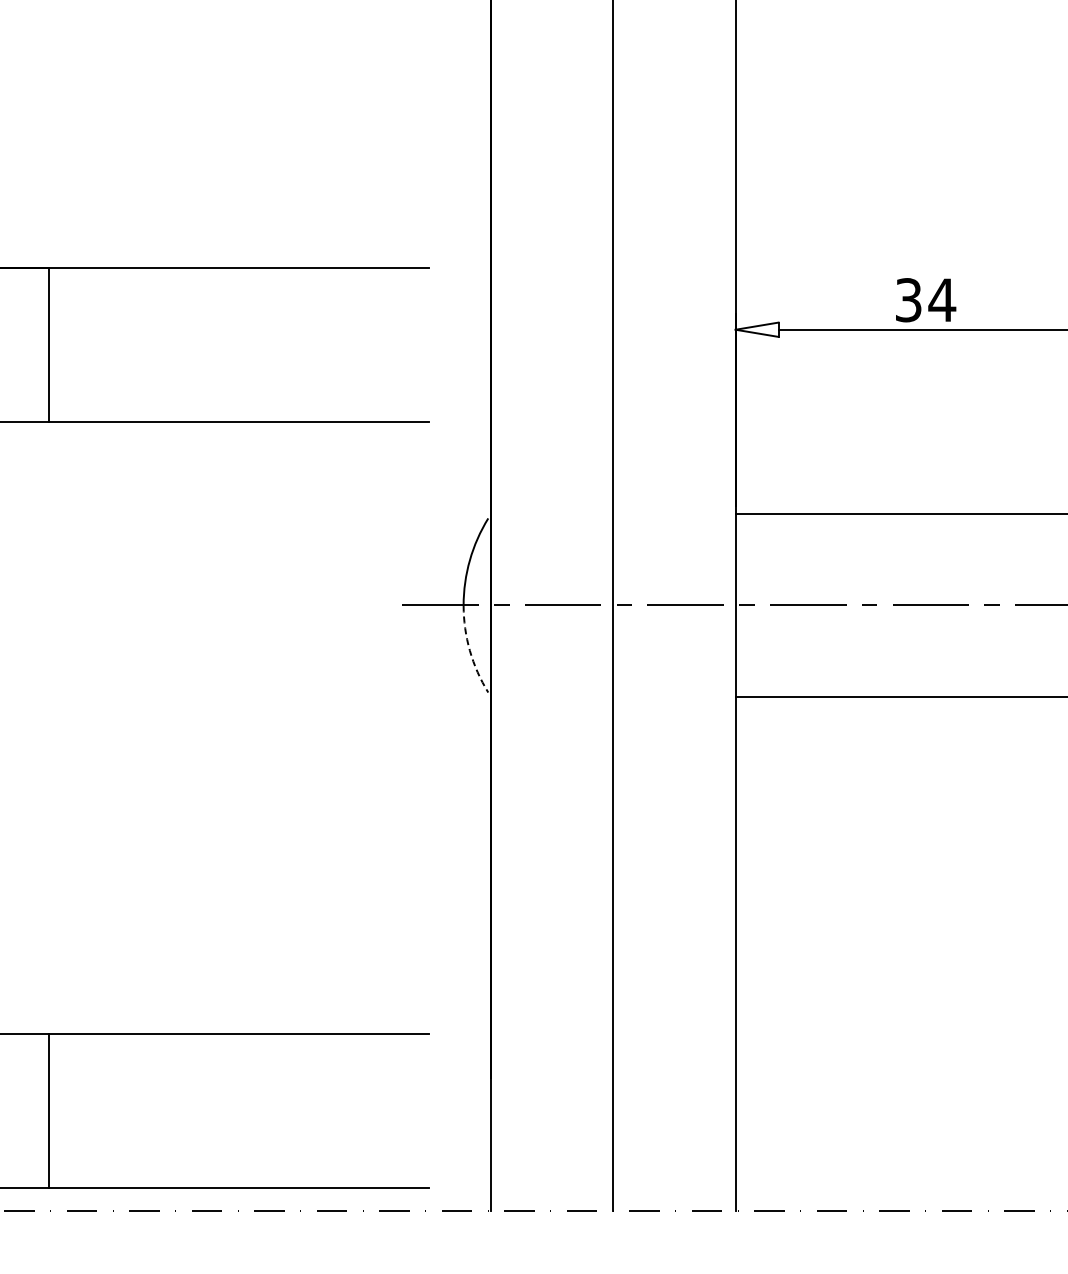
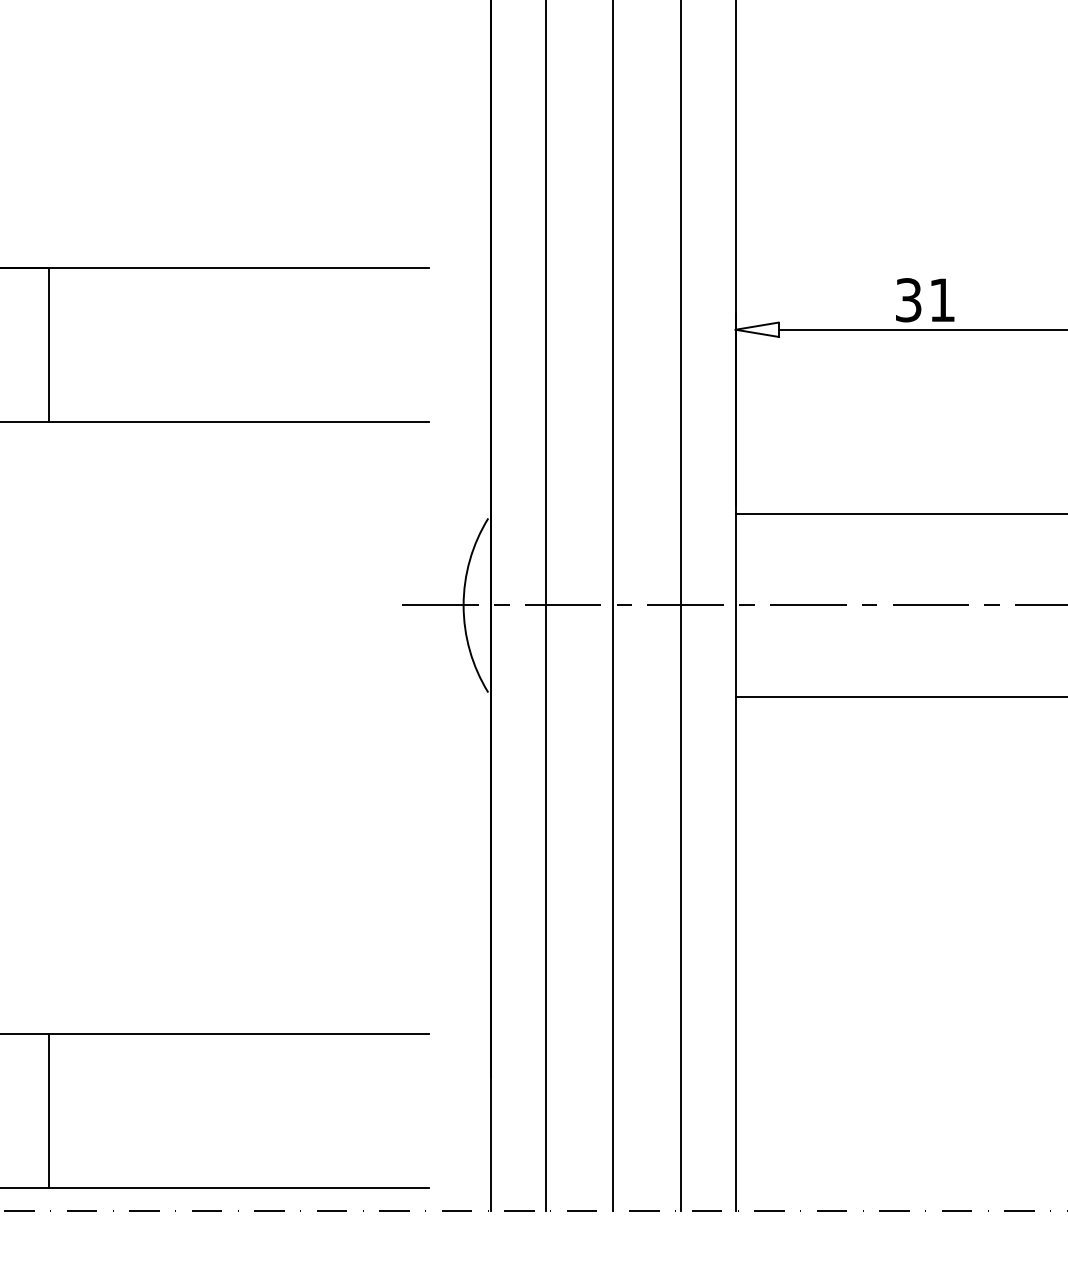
text: 34 -> 31 (942, 299)
line: none -> present (545, 606)
line: none -> present (680, 606)
arc: dashed -> solid (469, 650)
